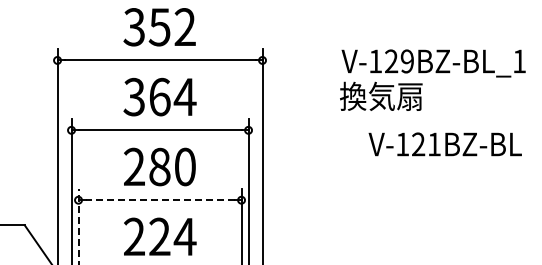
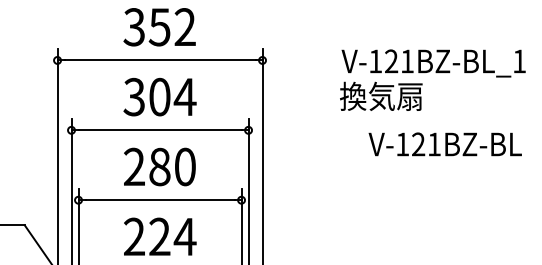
text: V-129BZ-BL_1 -> V-121BZ-BL_1 (406, 61)
text: 364 -> 304 (159, 96)
line: dashed -> solid (160, 200)
line: dashed -> solid (78, 226)
